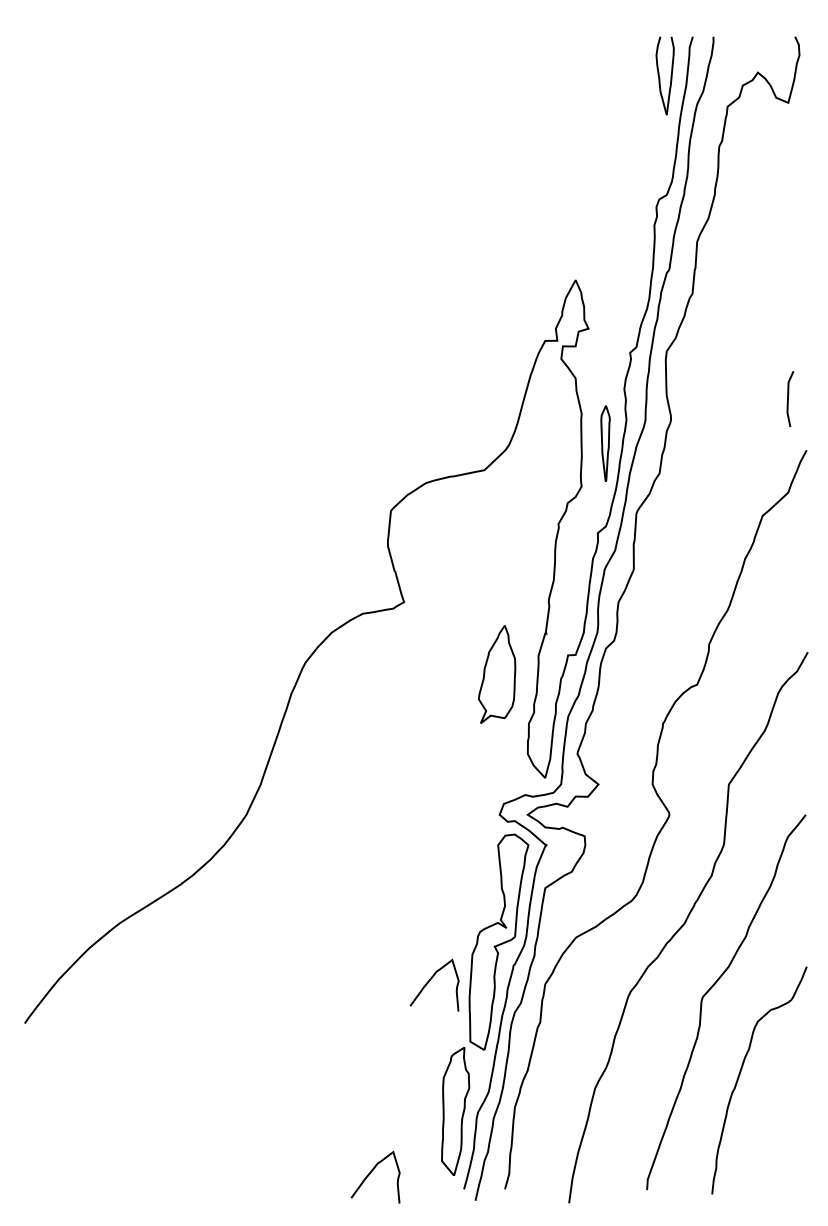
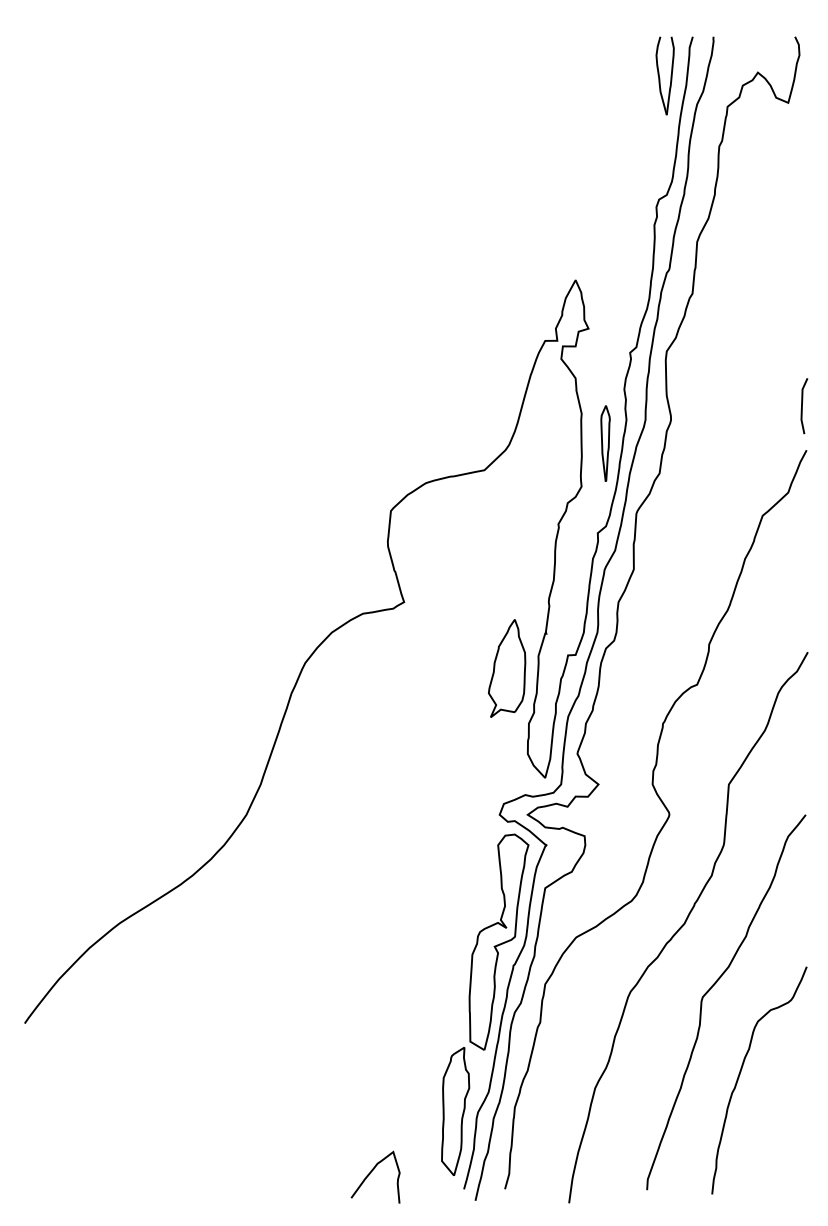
curve position: (788, 399) -> (802, 406) (802, 406)
part position: (497, 674) -> (507, 668) (507, 668)
curve: present -> none (429, 982)
